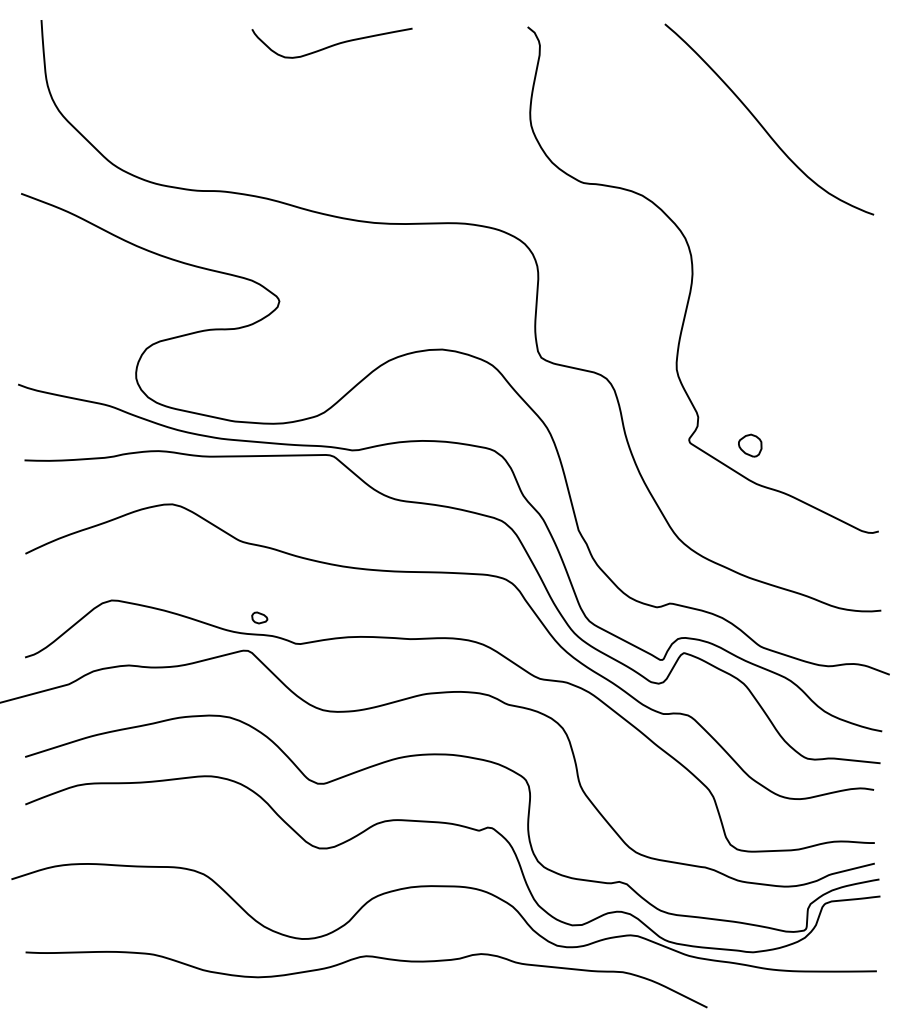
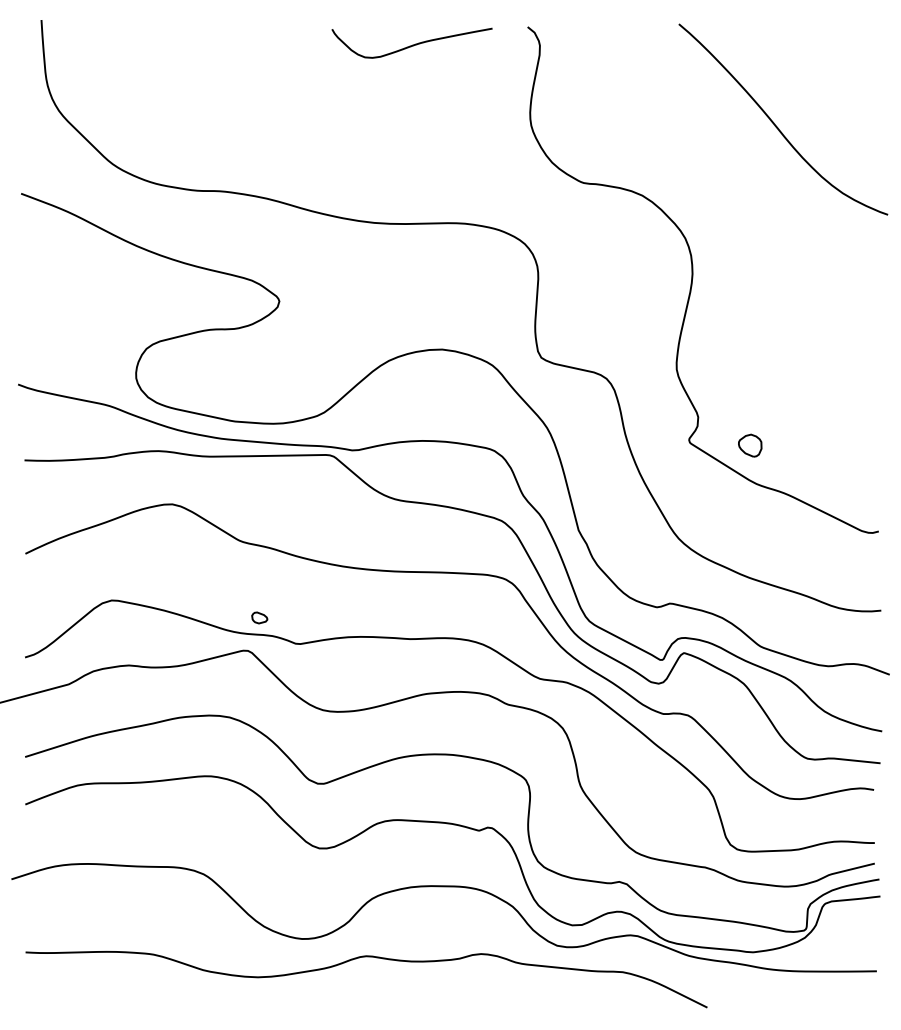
curve position: (332, 44) -> (412, 44) (412, 44)
curve position: (762, 125) -> (776, 125) (776, 125)
